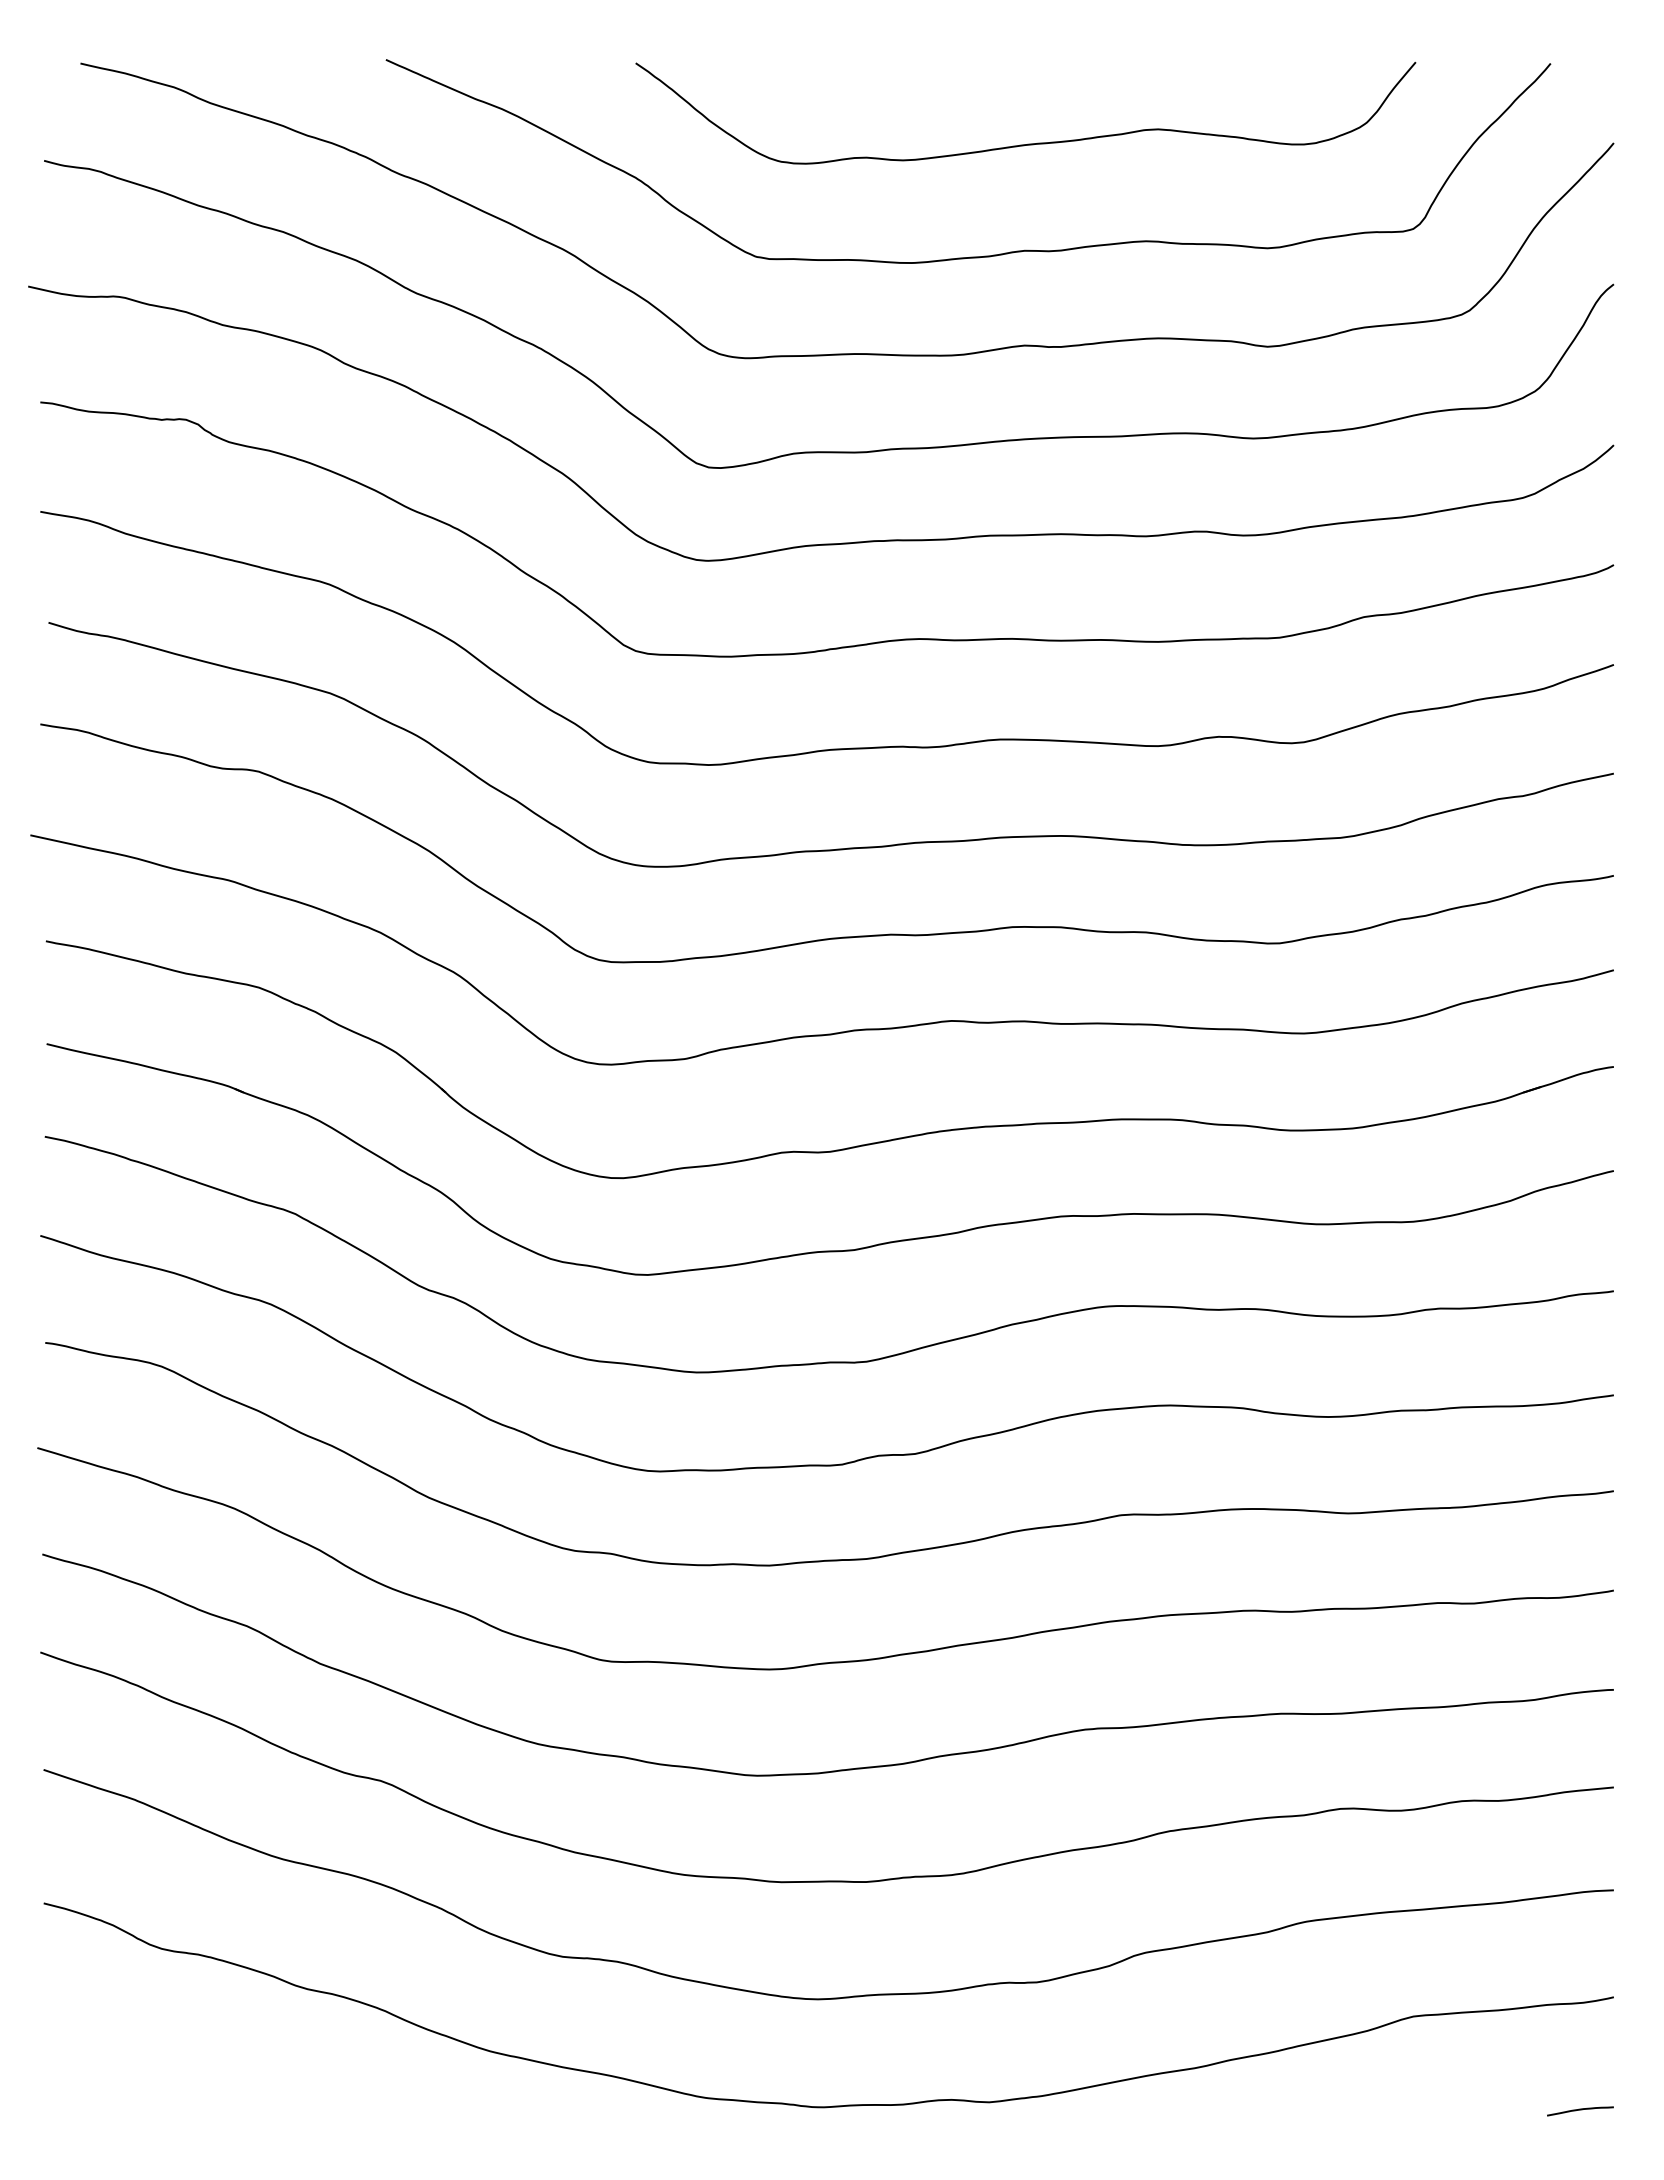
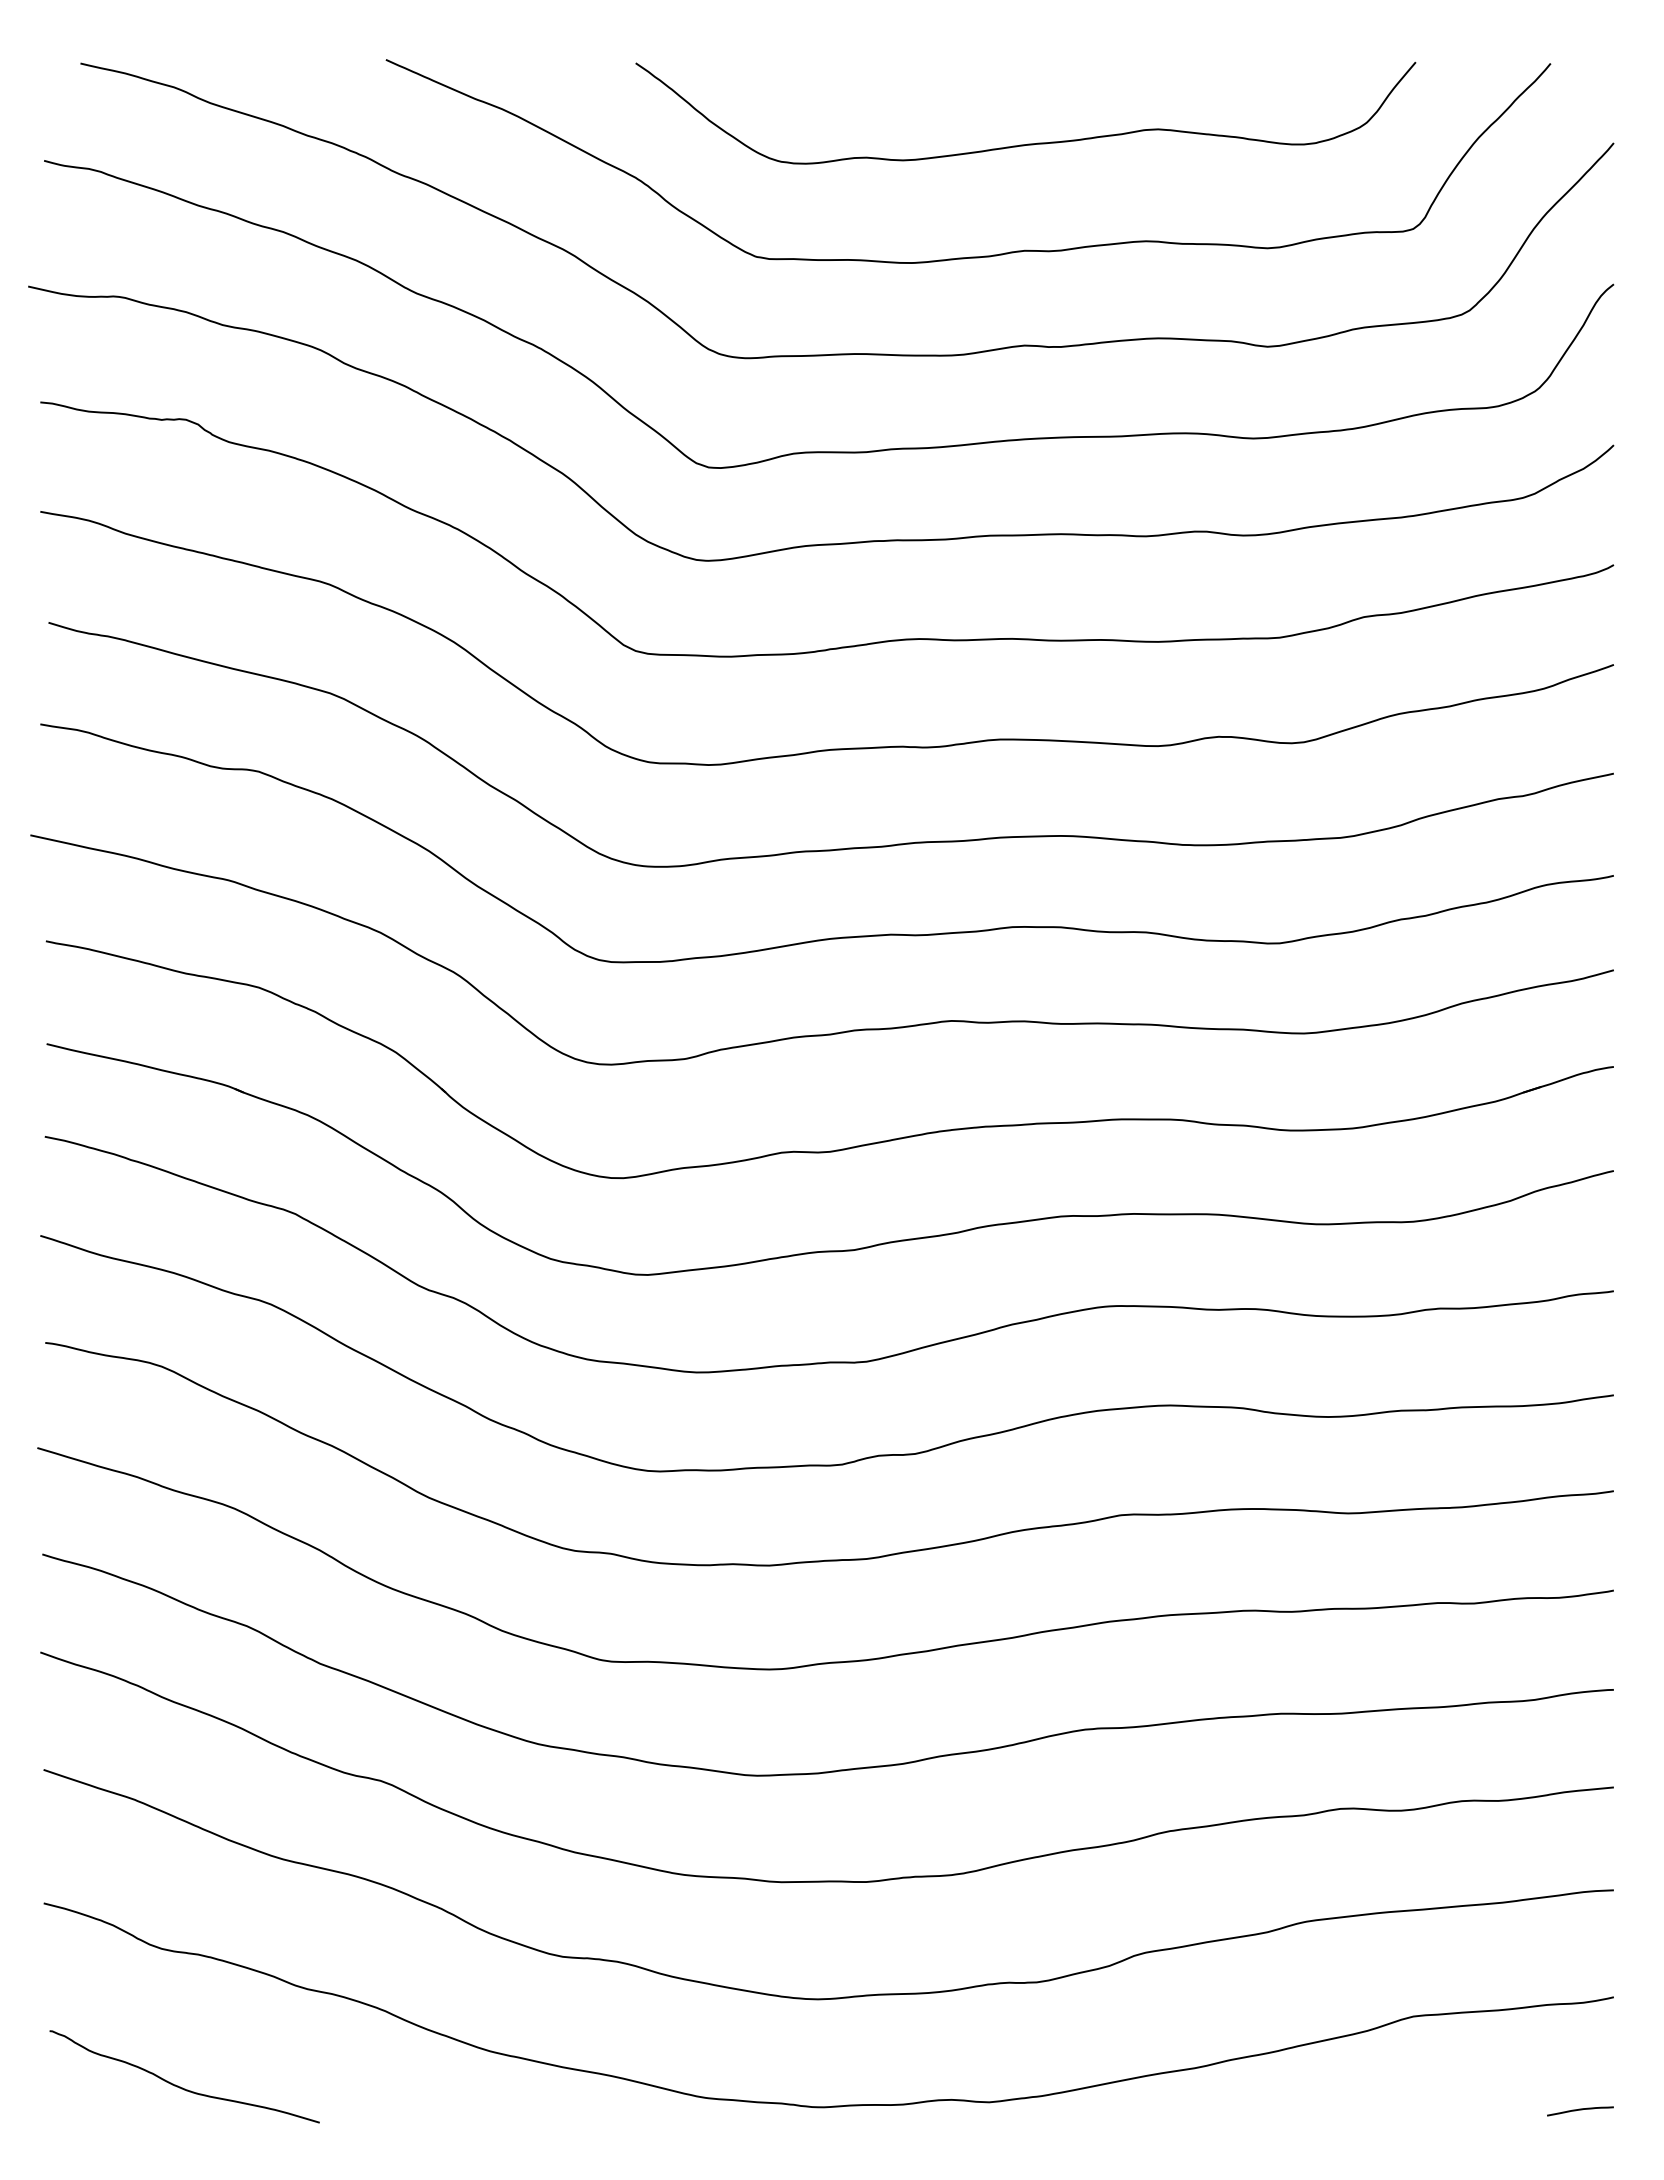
curve: none -> present (180, 2086)
